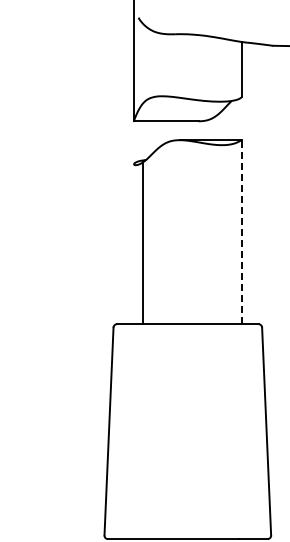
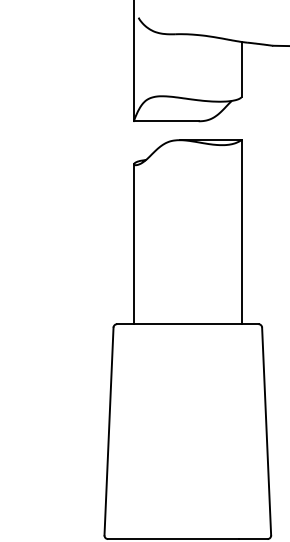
line: dashed -> solid (241, 232)
line position: (143, 244) -> (134, 244) (134, 244)
